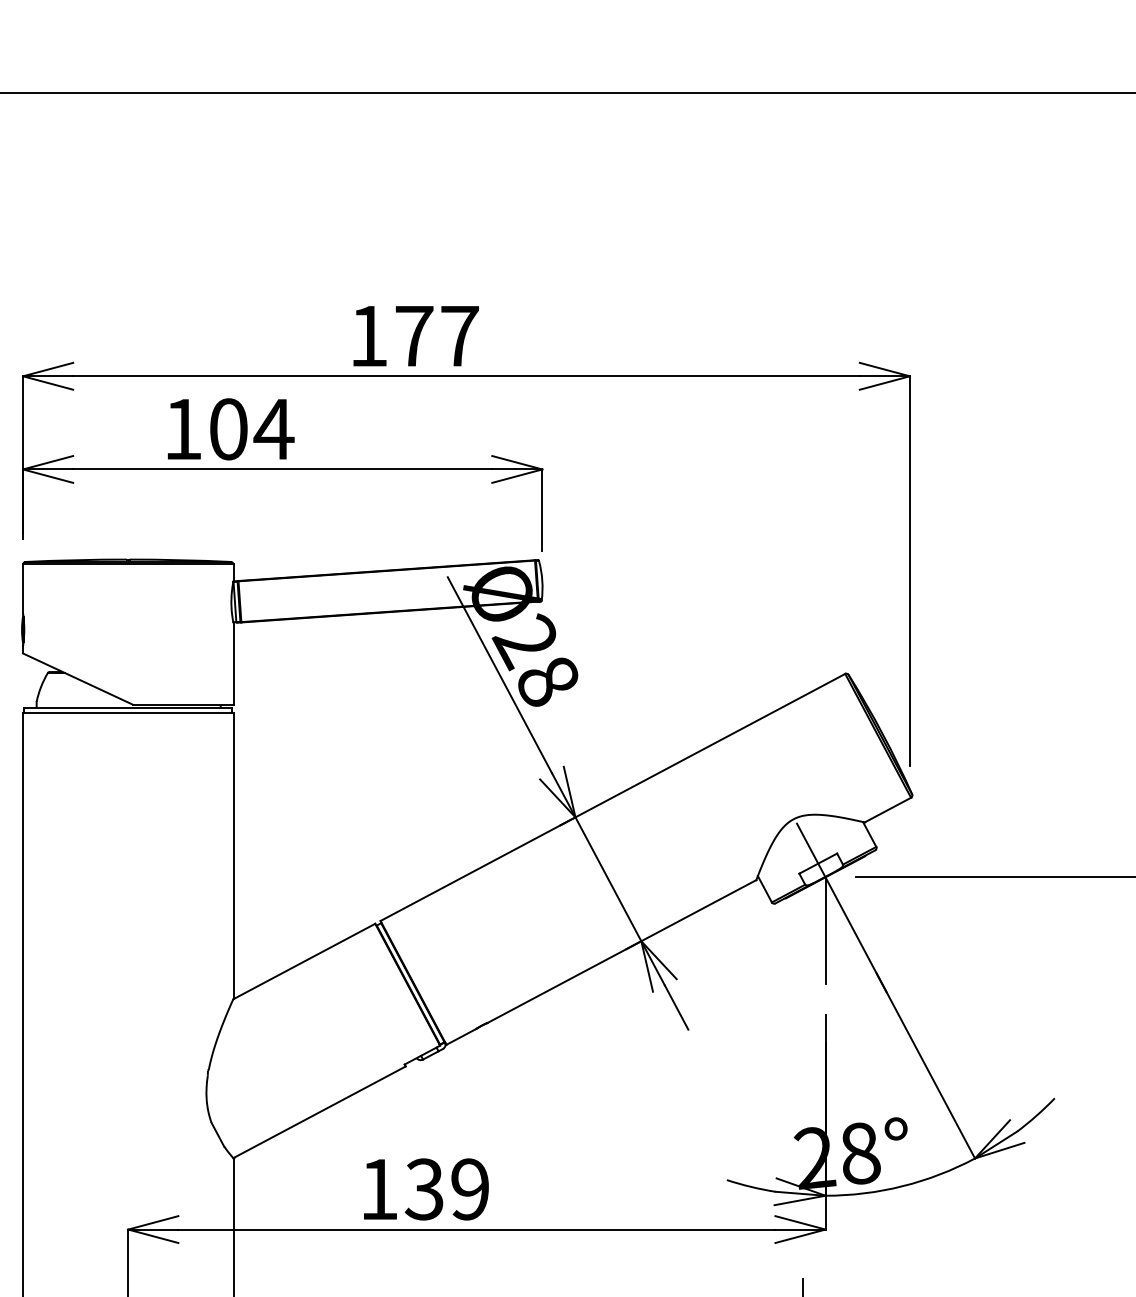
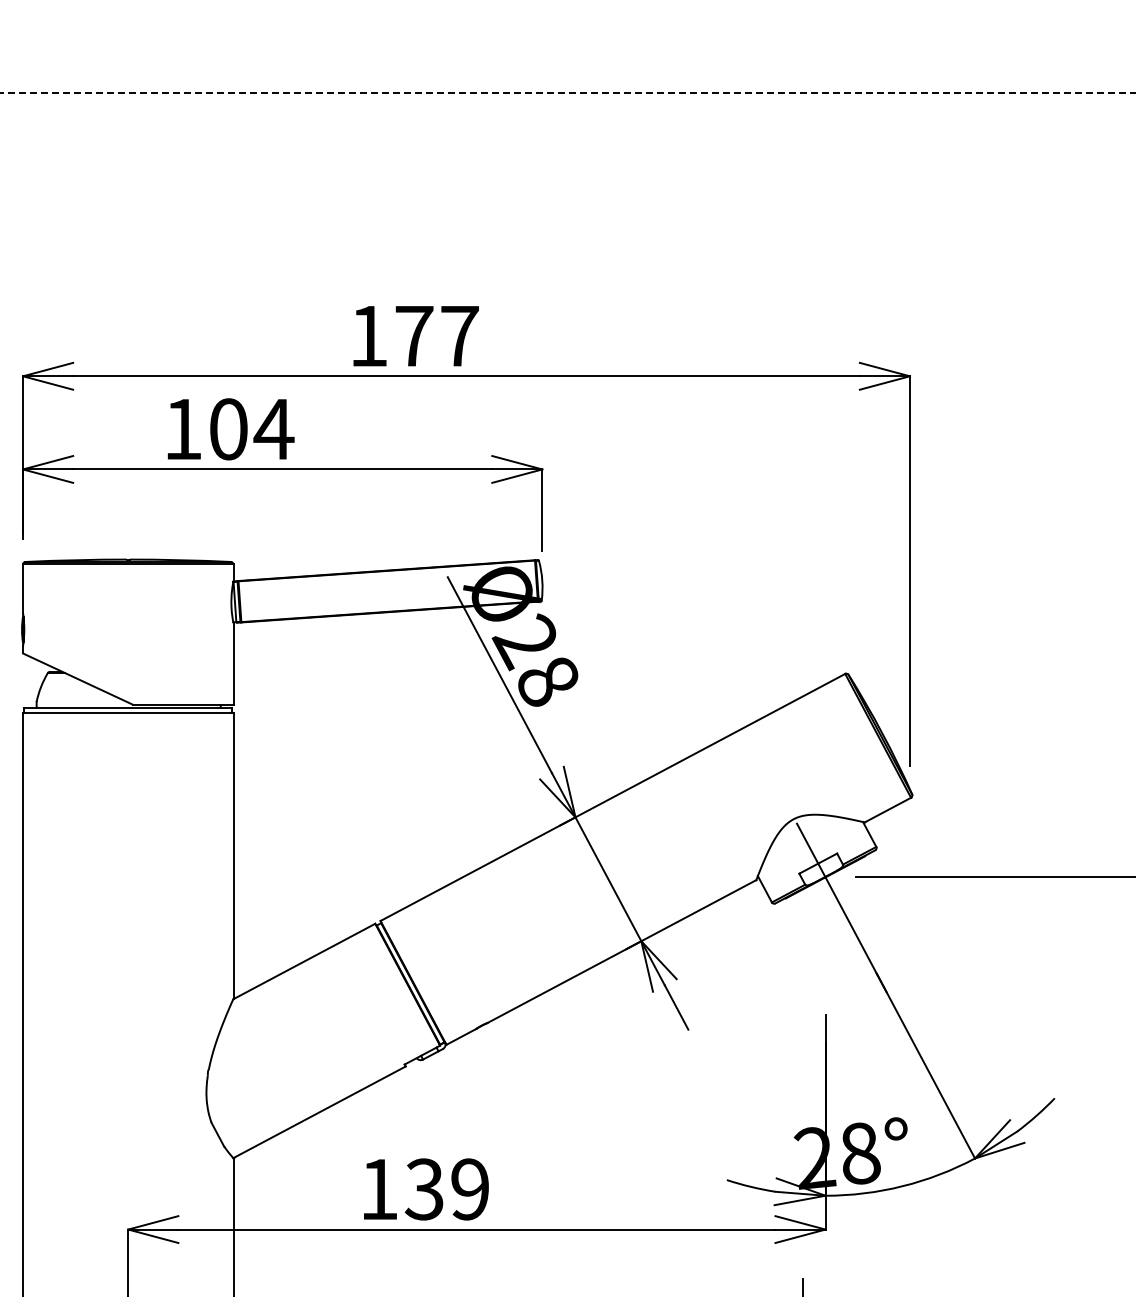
line: solid -> dashed (567, 93)
line: present -> none (825, 930)
